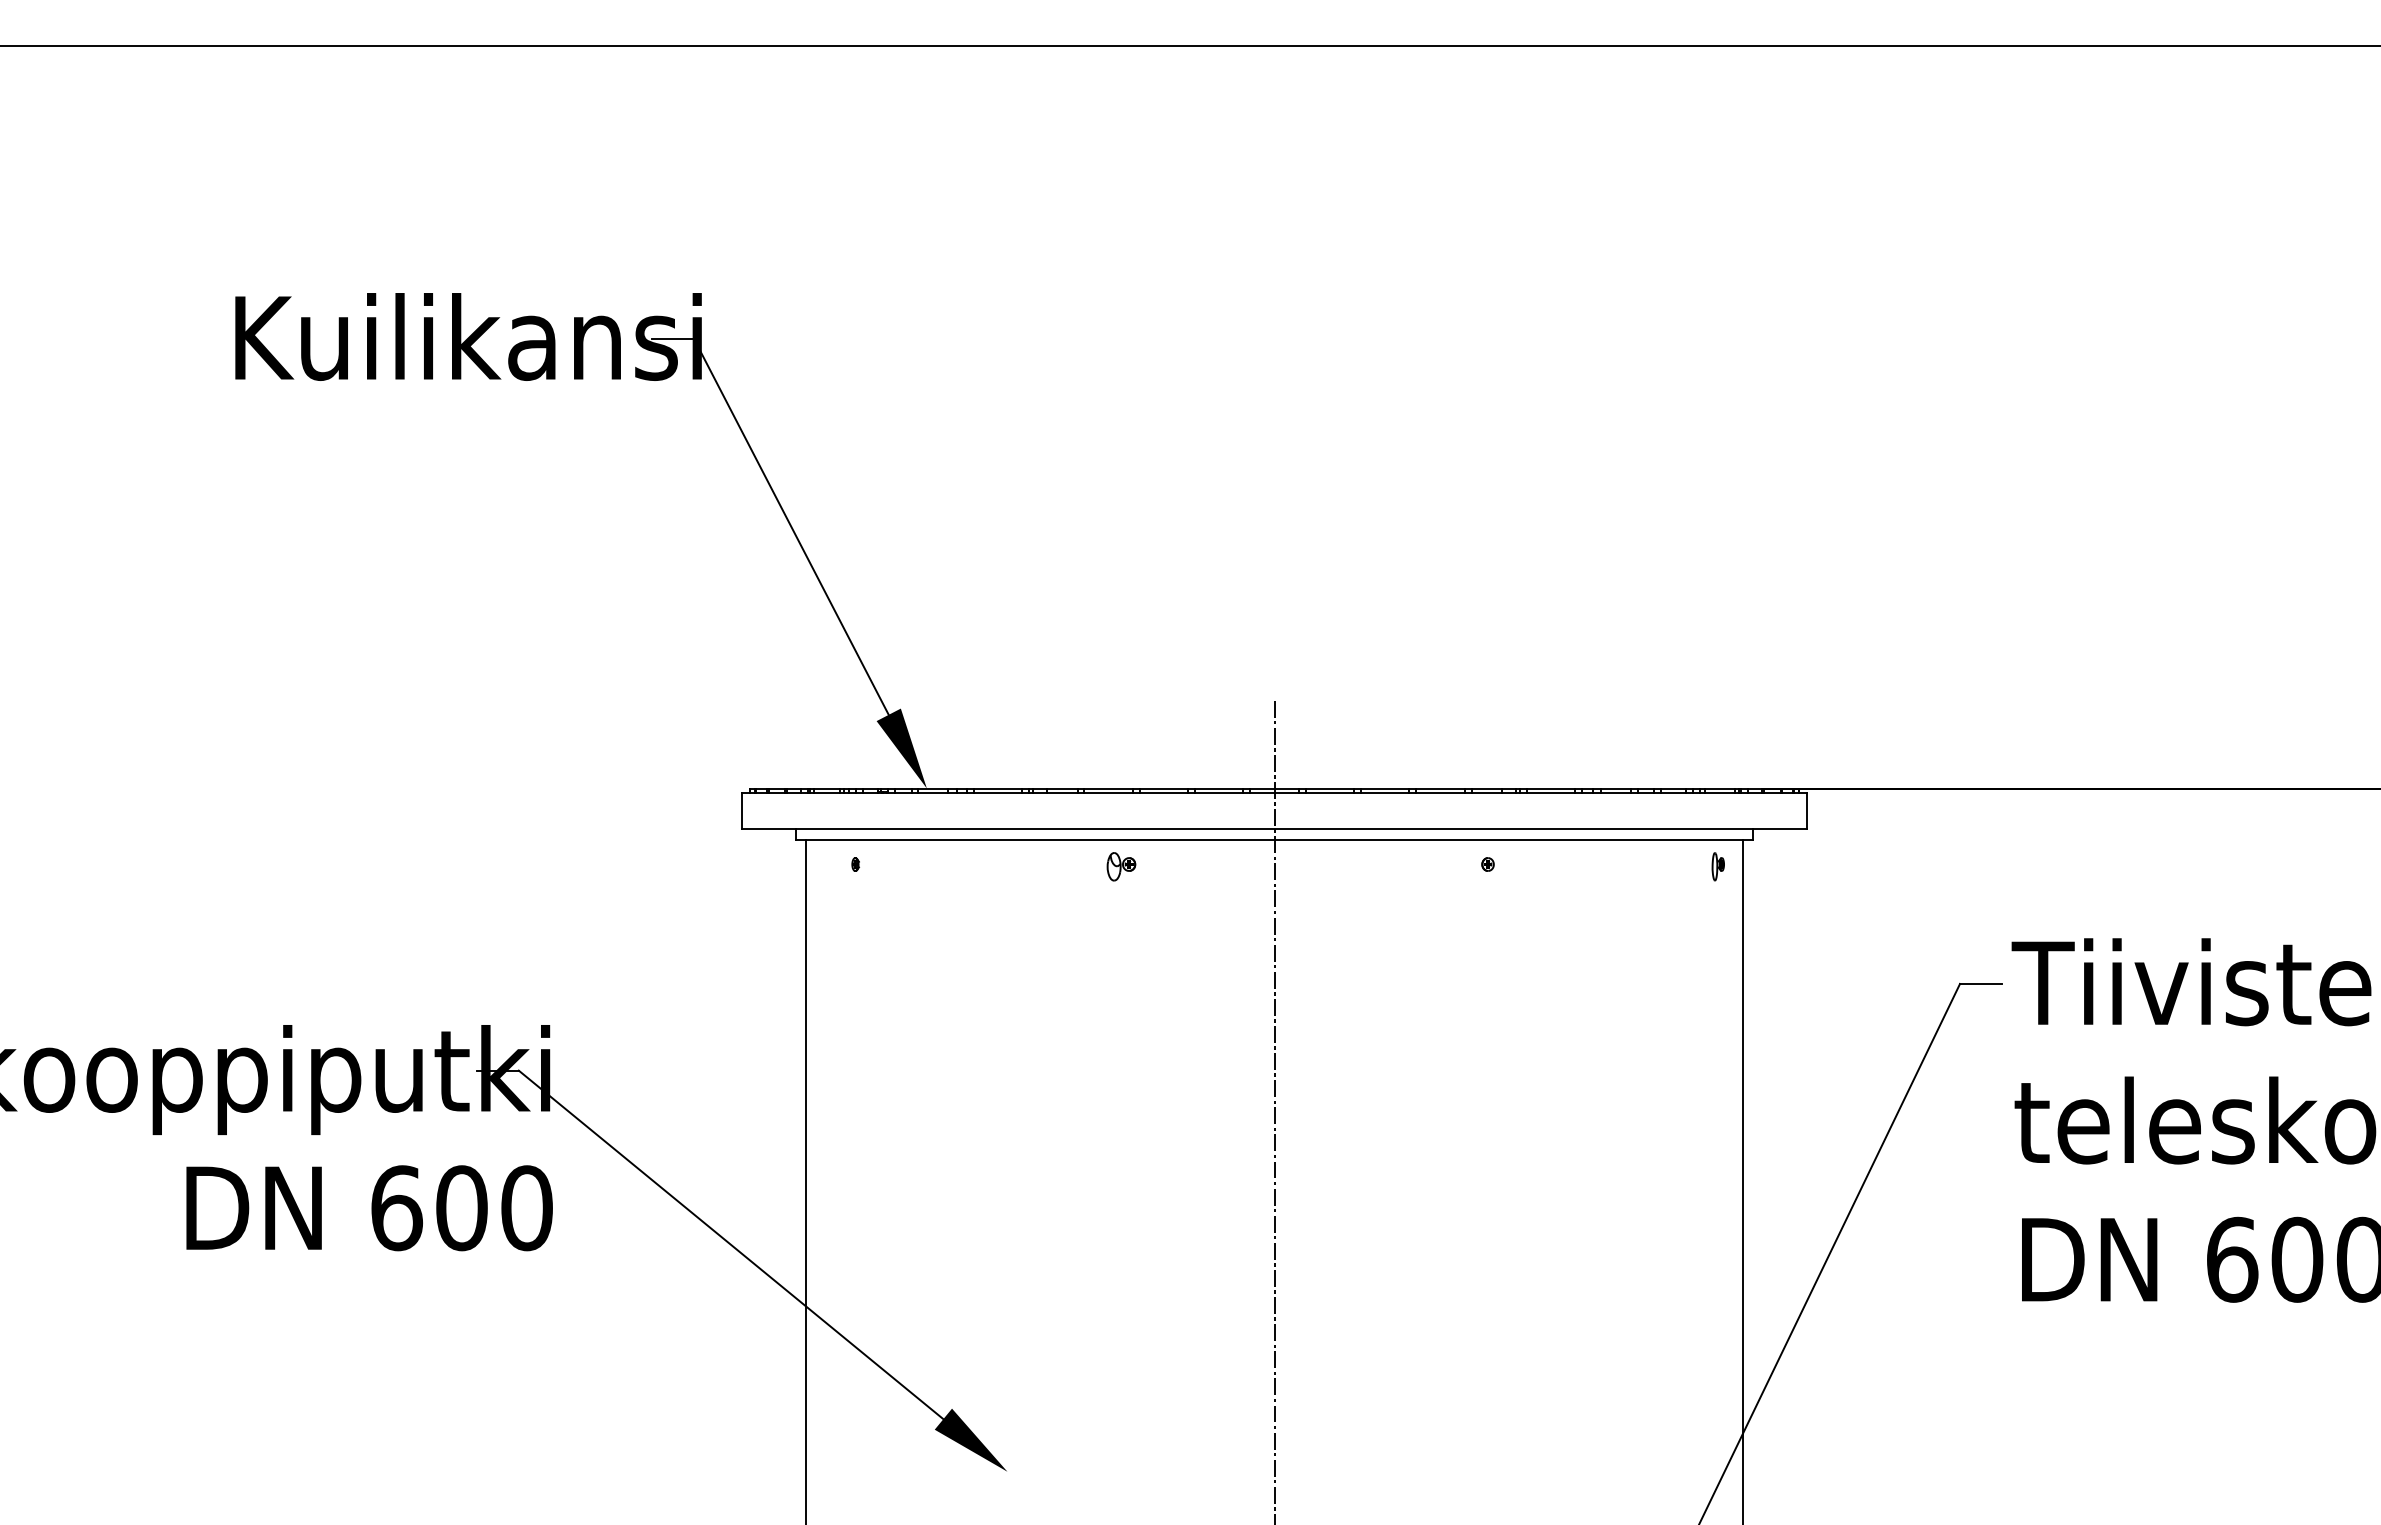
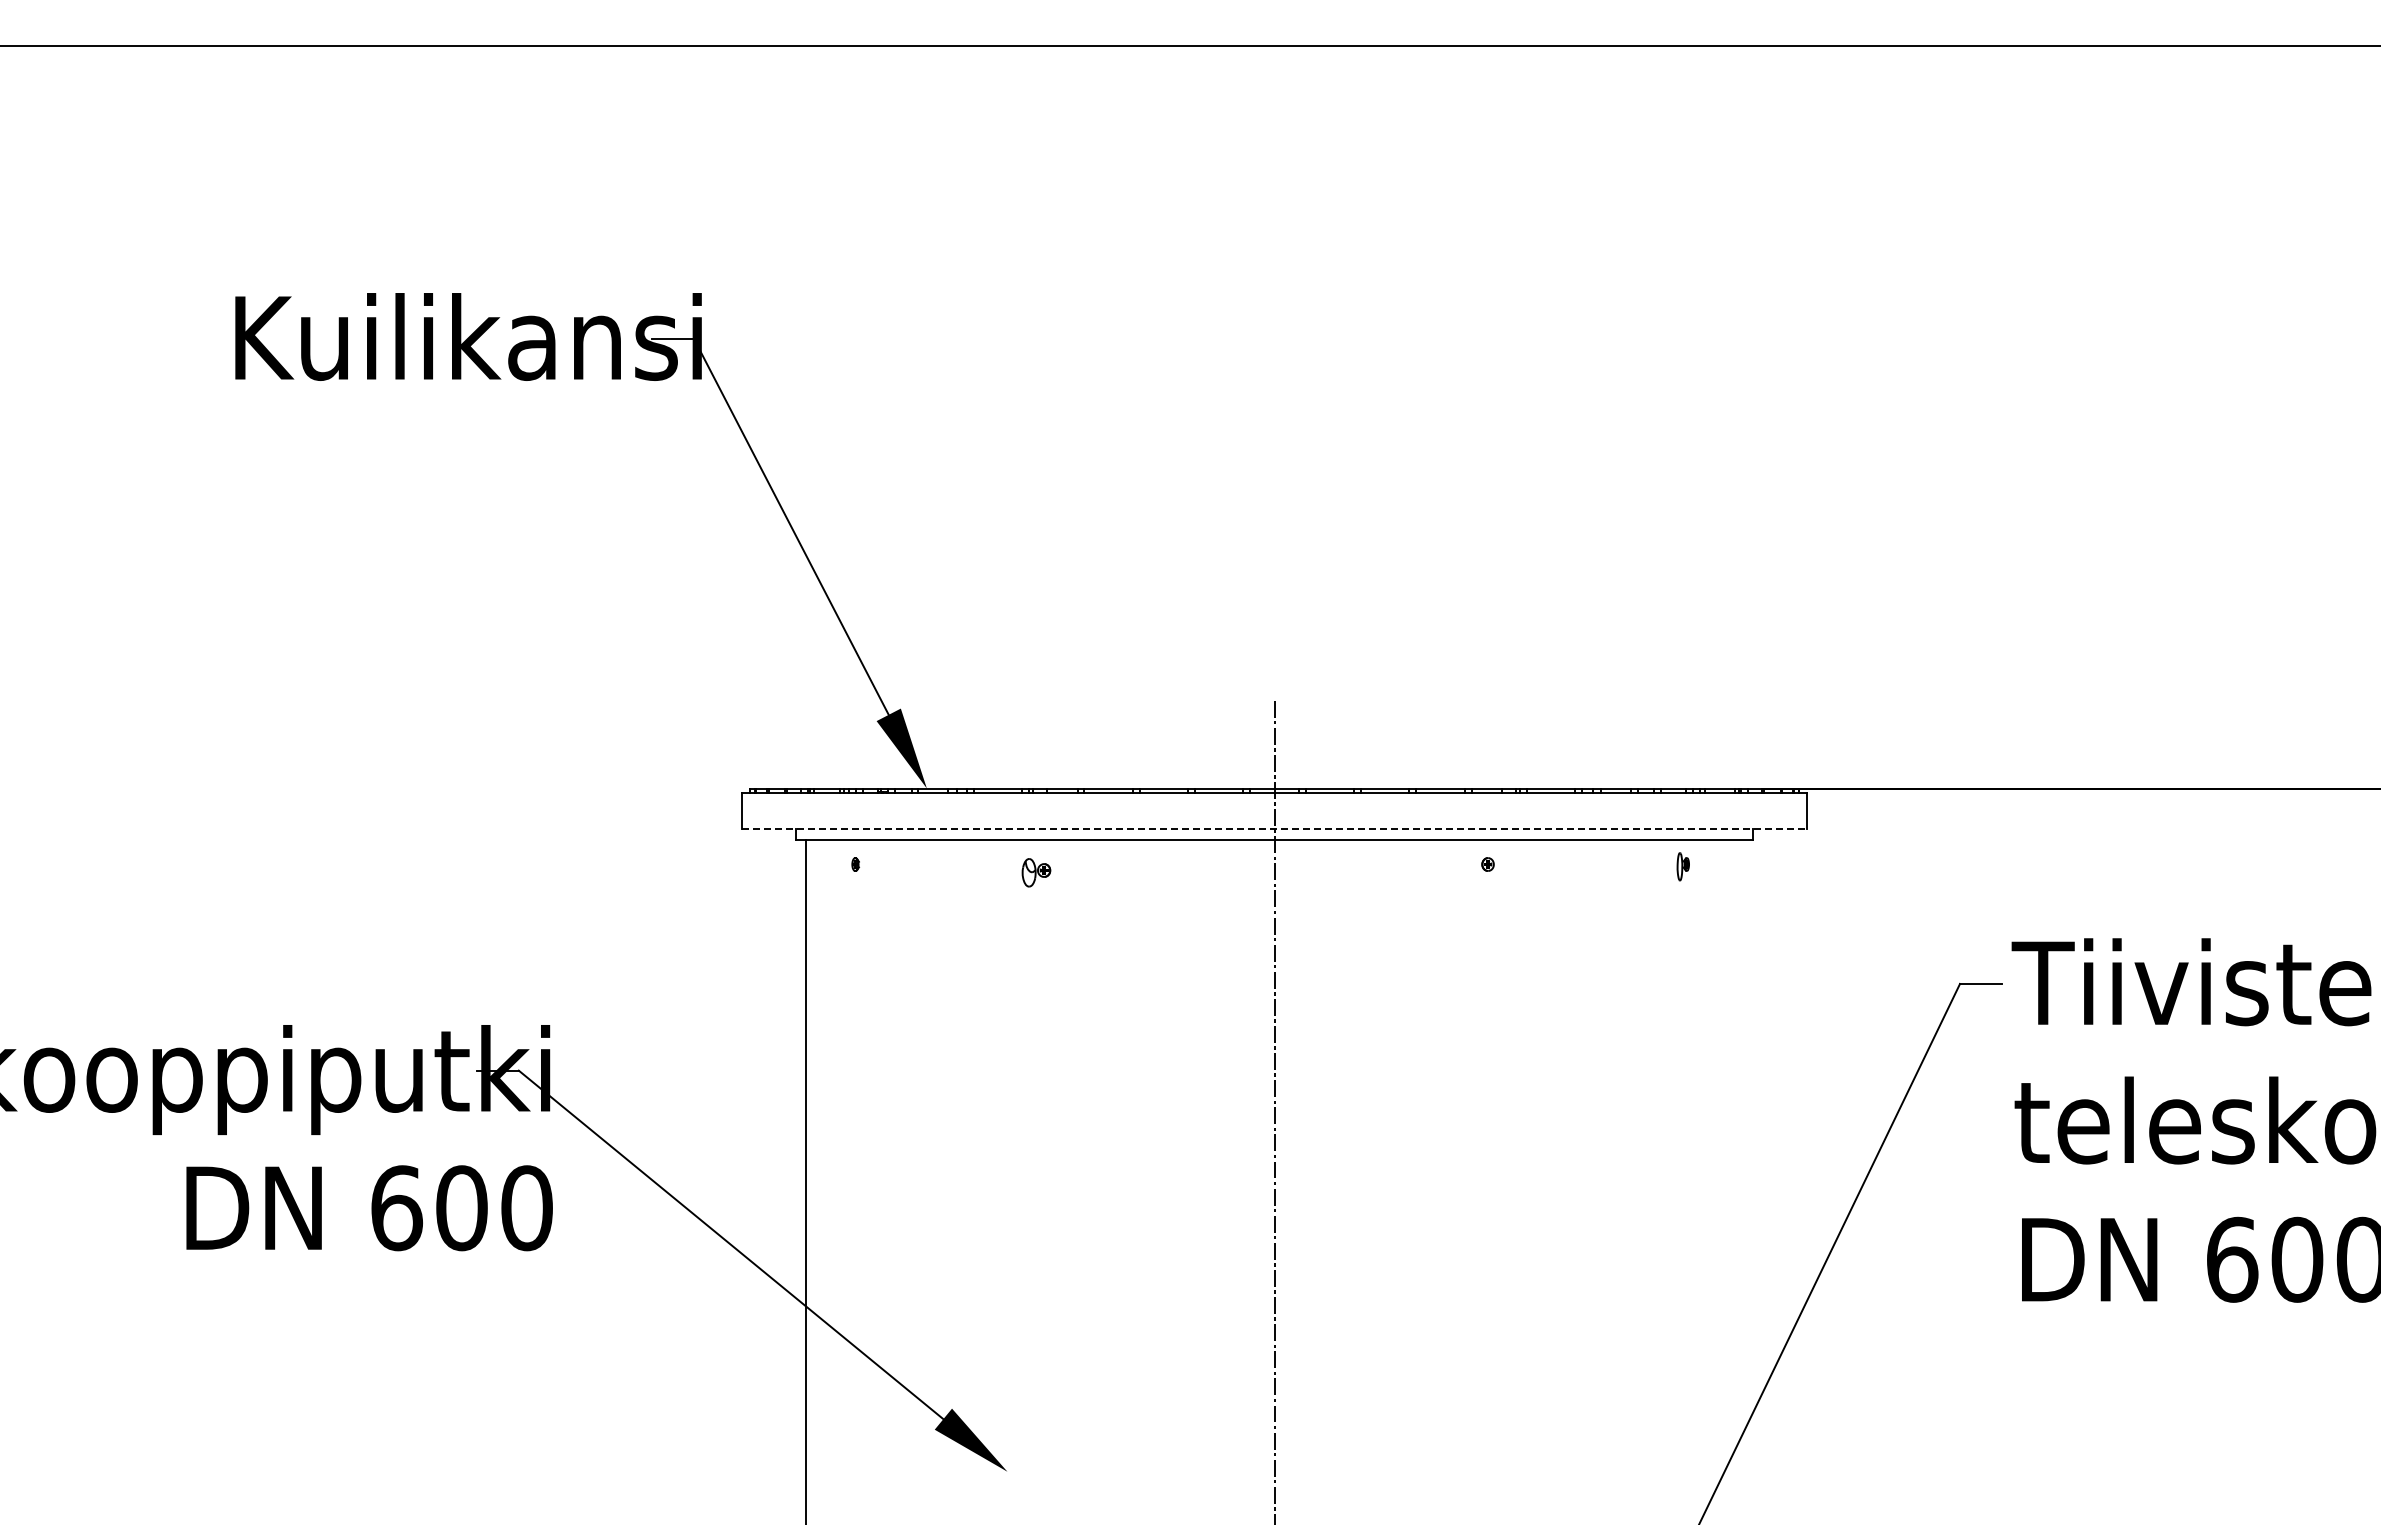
line: solid -> dashed (1275, 829)
part position: (1121, 866) -> (1036, 872) (1036, 872)
part position: (1717, 866) -> (1682, 866) (1682, 866)
line: present -> none (1743, 1180)
